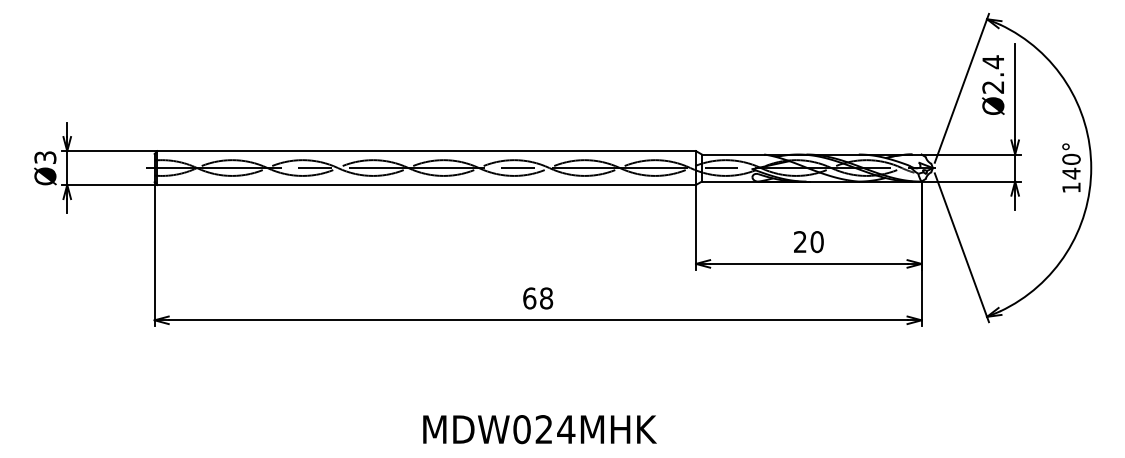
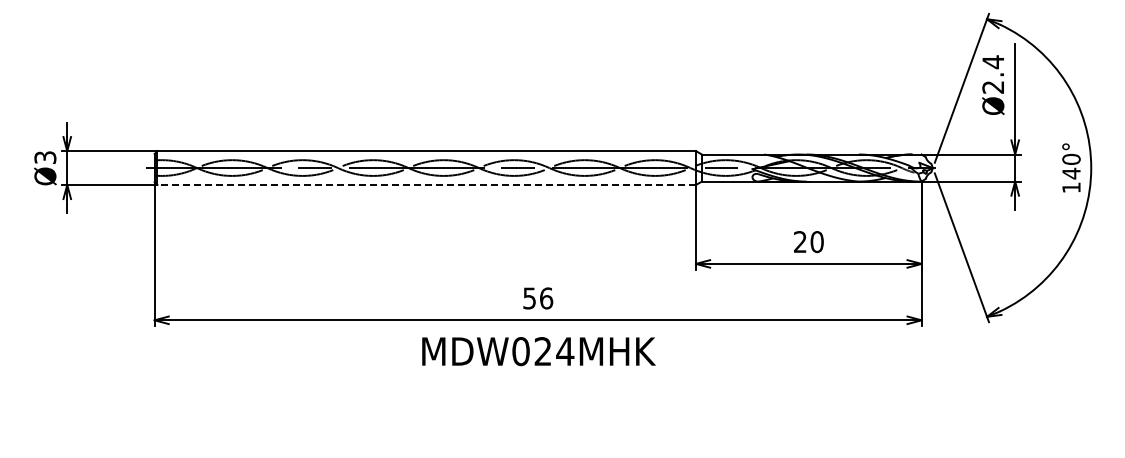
line: solid -> dashed (426, 184)
text: 68 -> 56 (538, 298)
text position: (539, 429) -> (538, 351) (538, 351)
